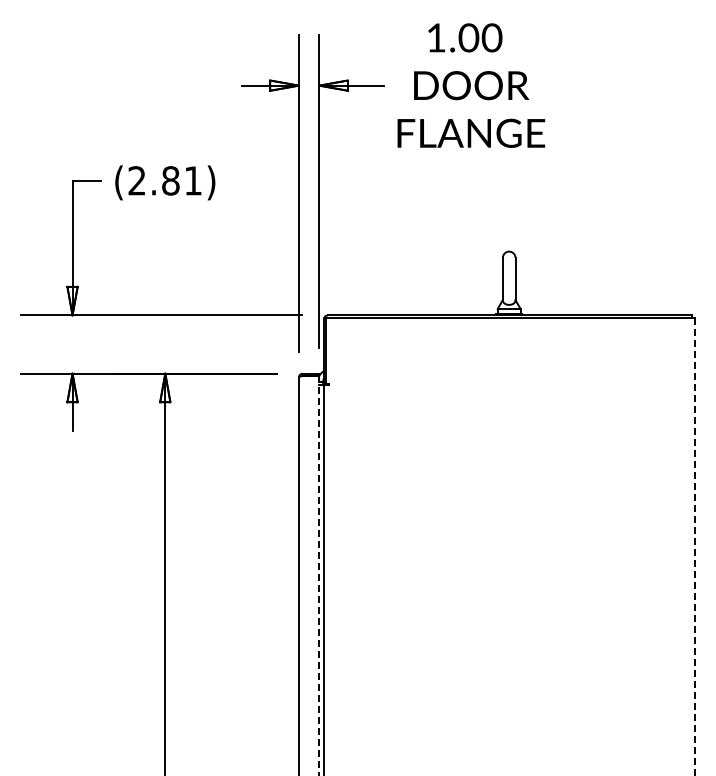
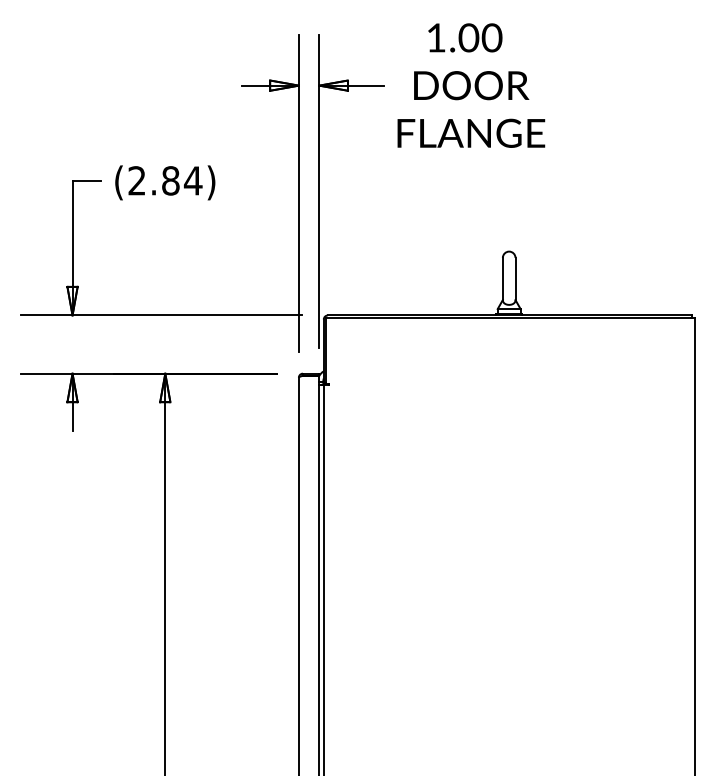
text: (2.81) -> (2.84) (192, 180)
line: dashed -> solid (694, 546)
line: dashed -> solid (319, 575)
